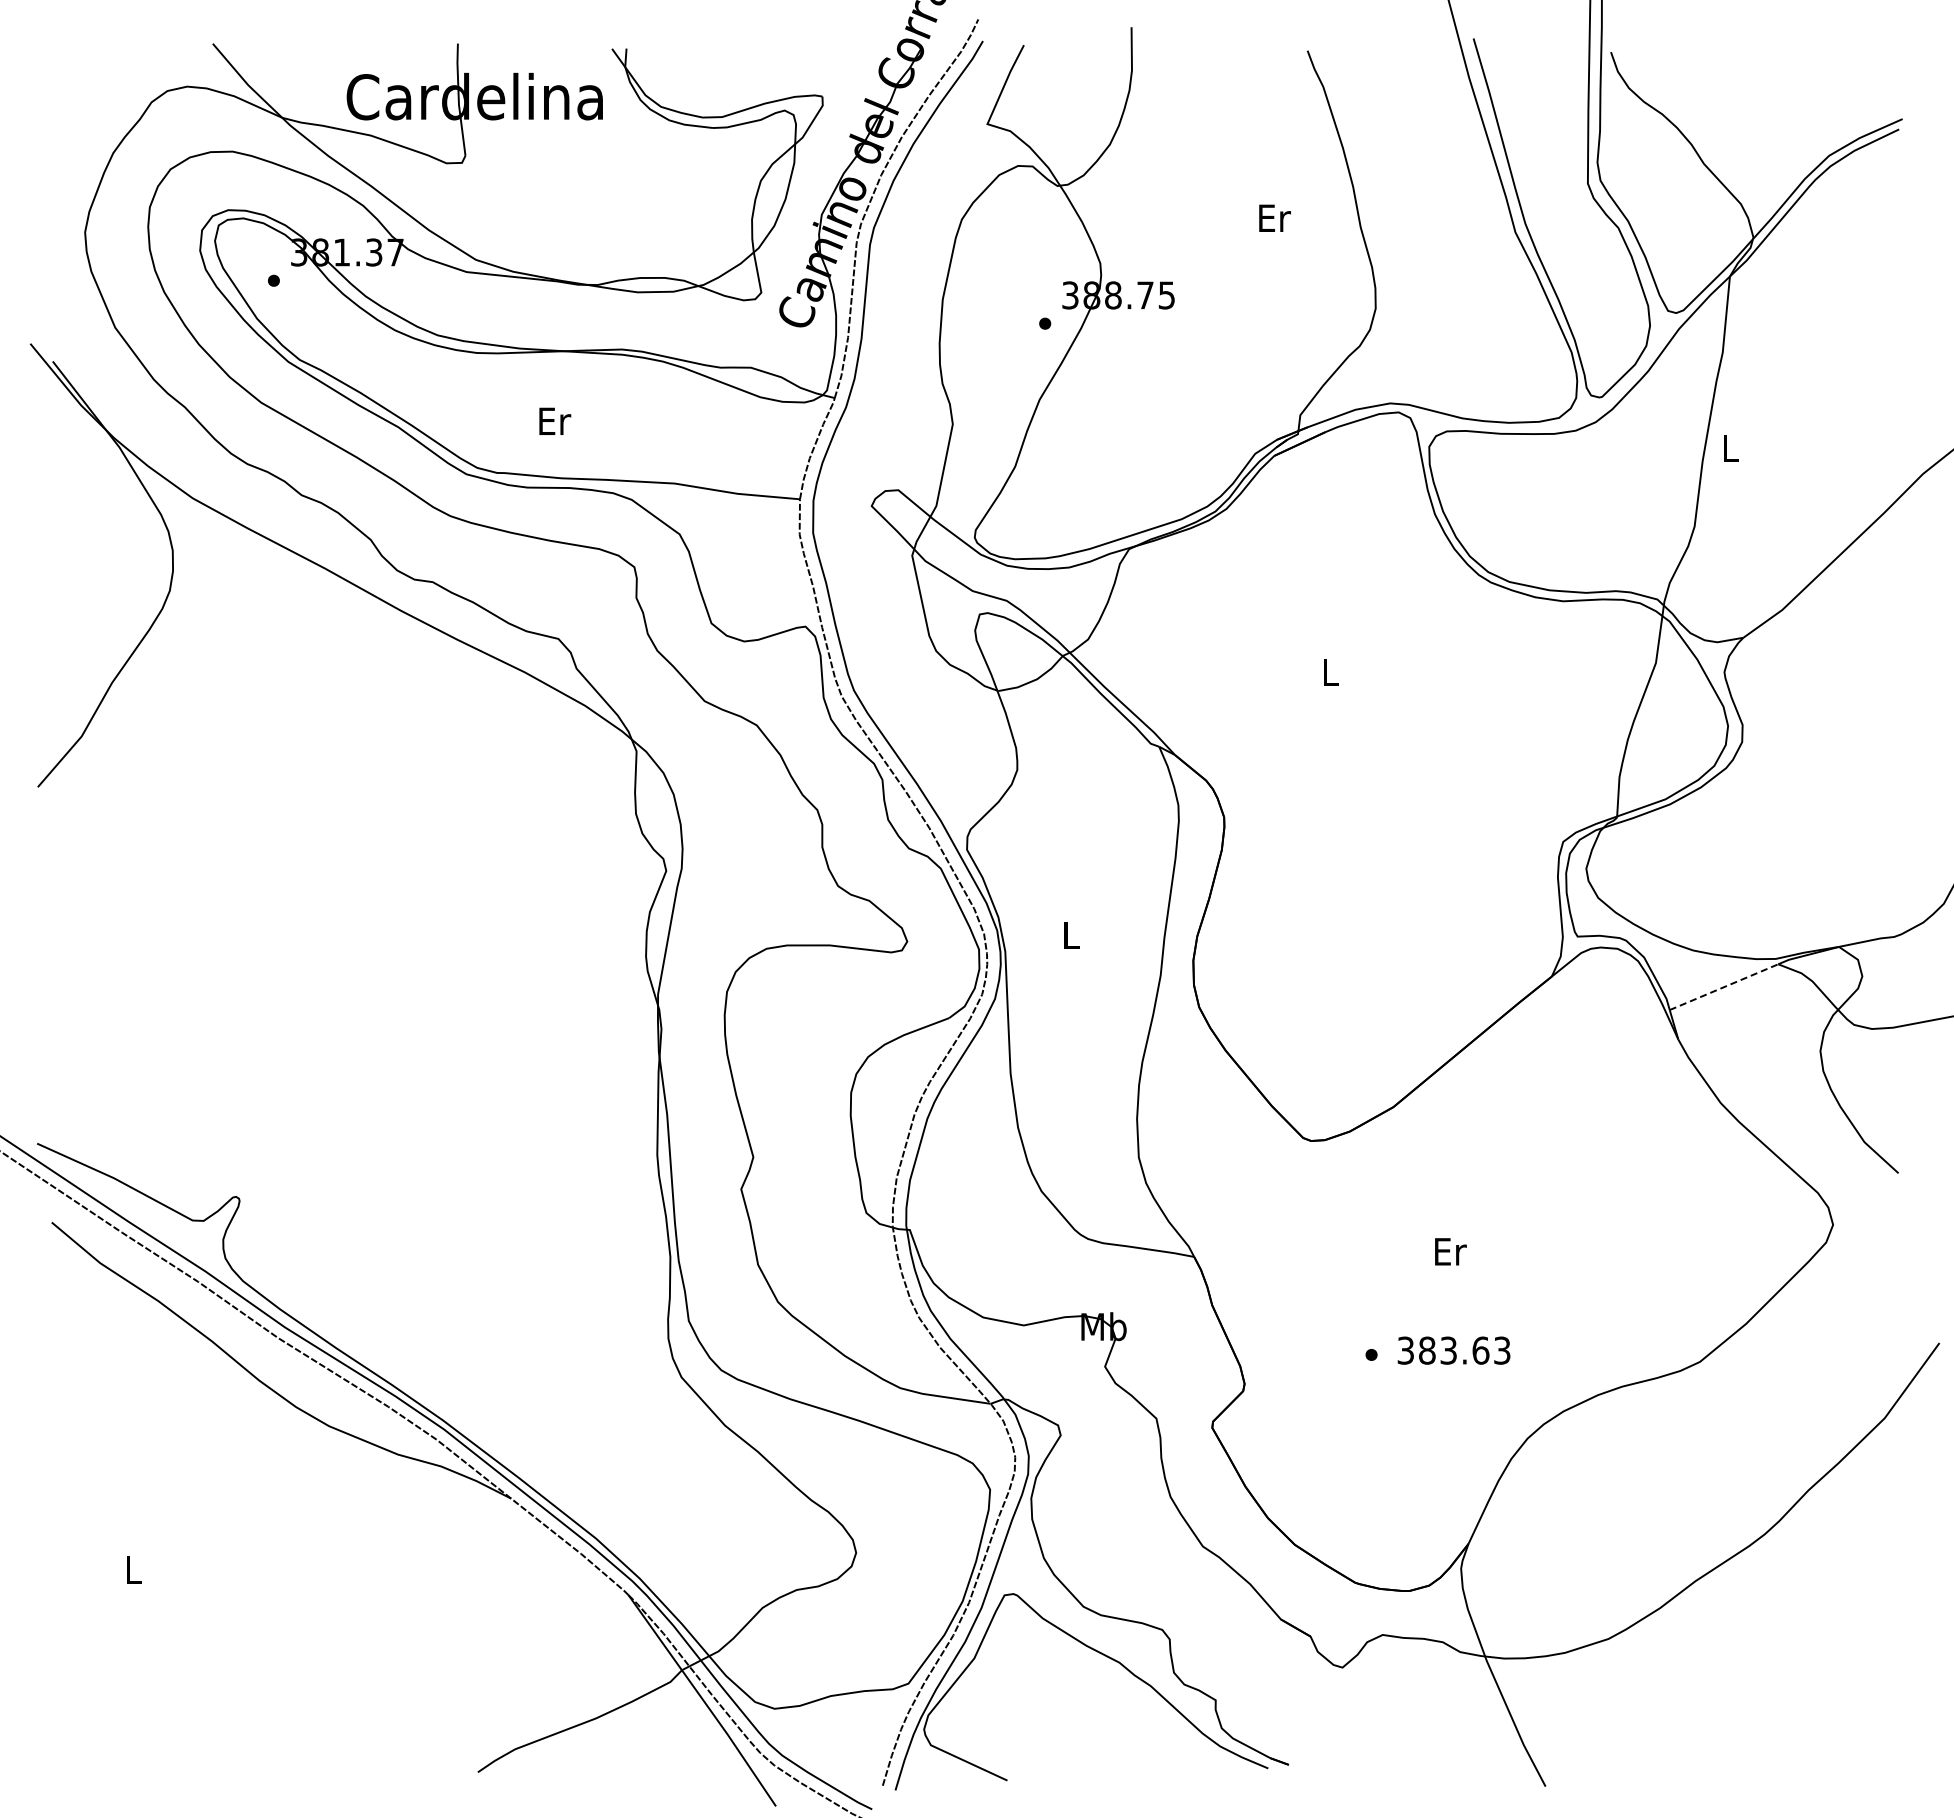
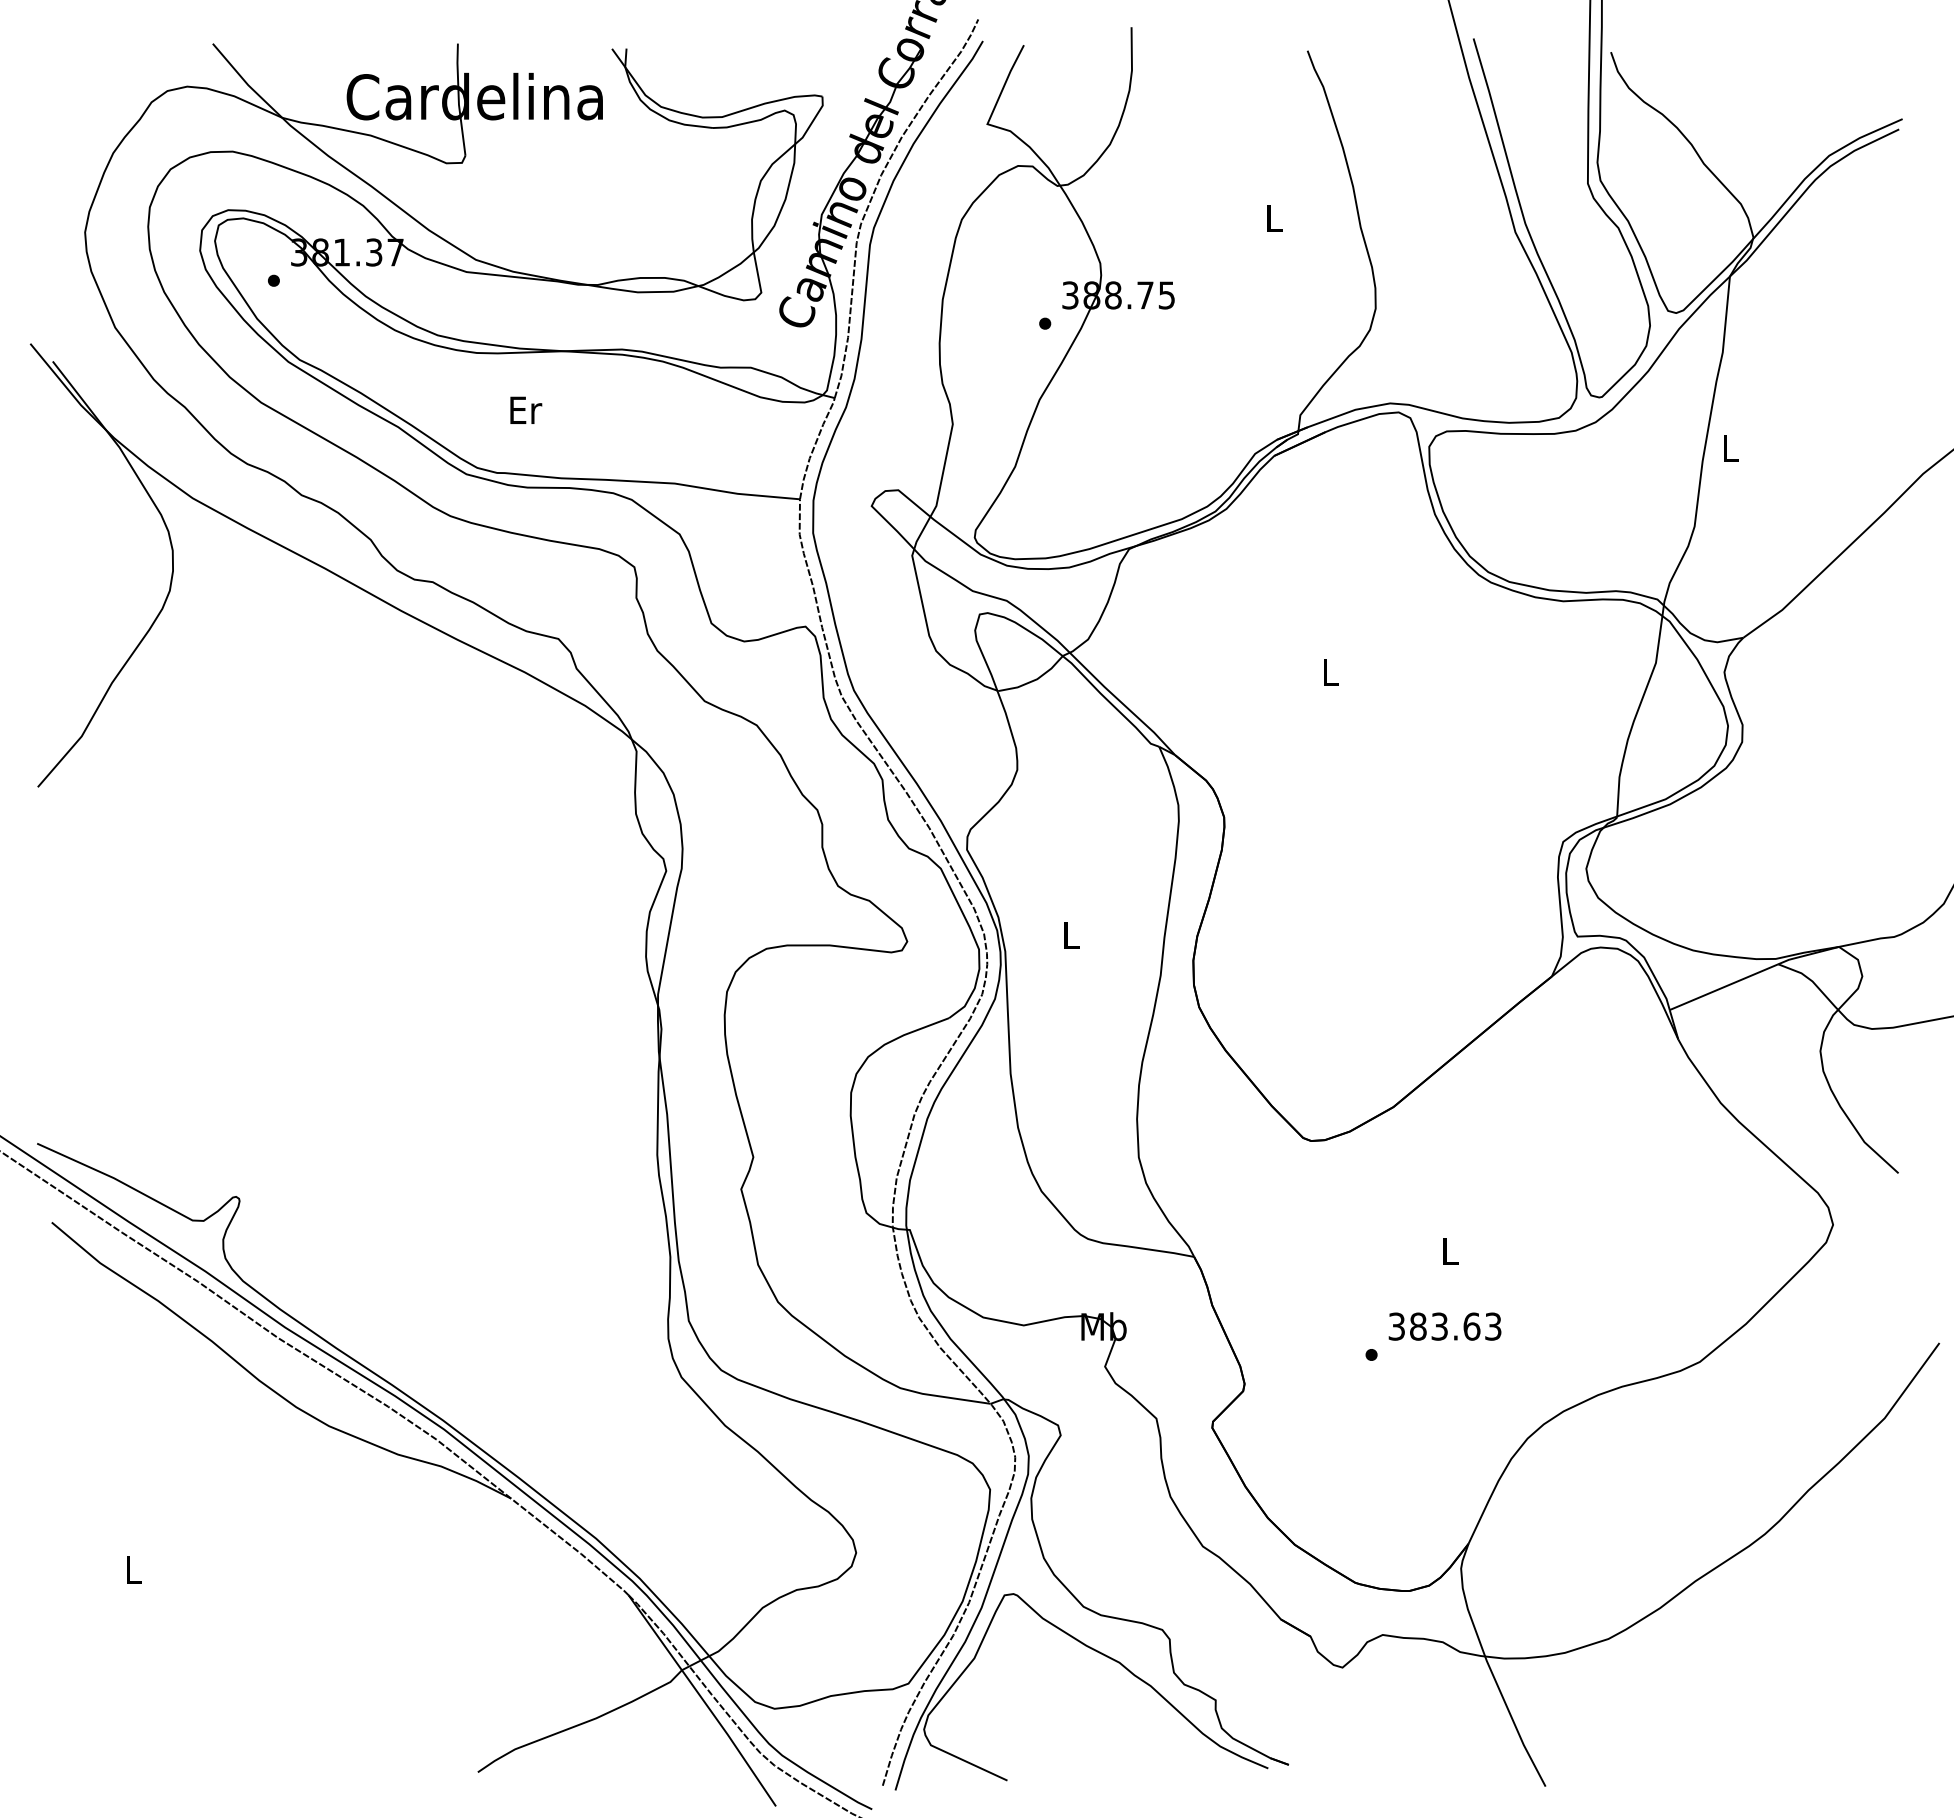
text: Er -> L (1274, 217)
text position: (555, 420) -> (526, 409) (526, 409)
line: dashed -> solid (1724, 987)
text: Er -> L (1450, 1251)
text position: (1453, 1350) -> (1444, 1326) (1444, 1326)
